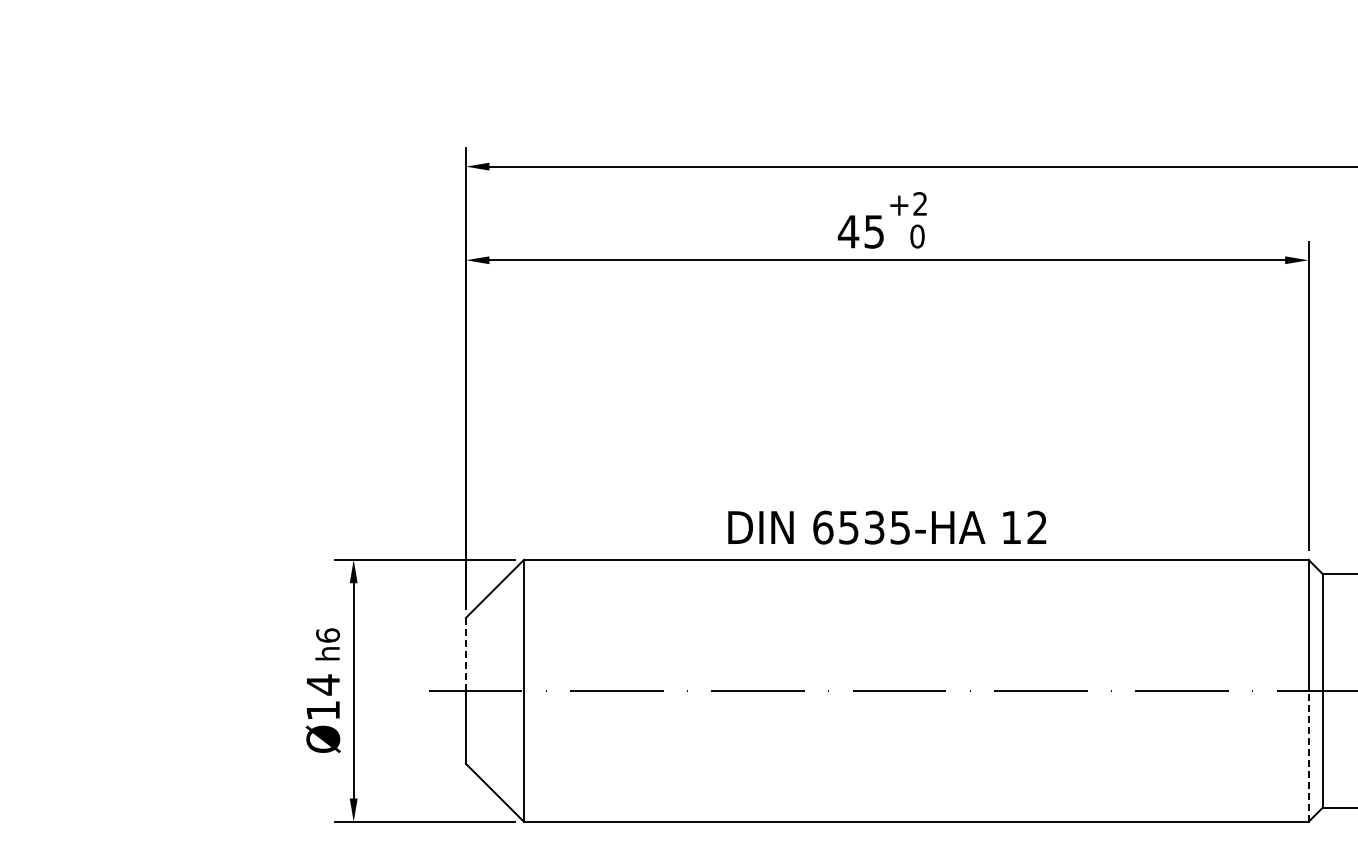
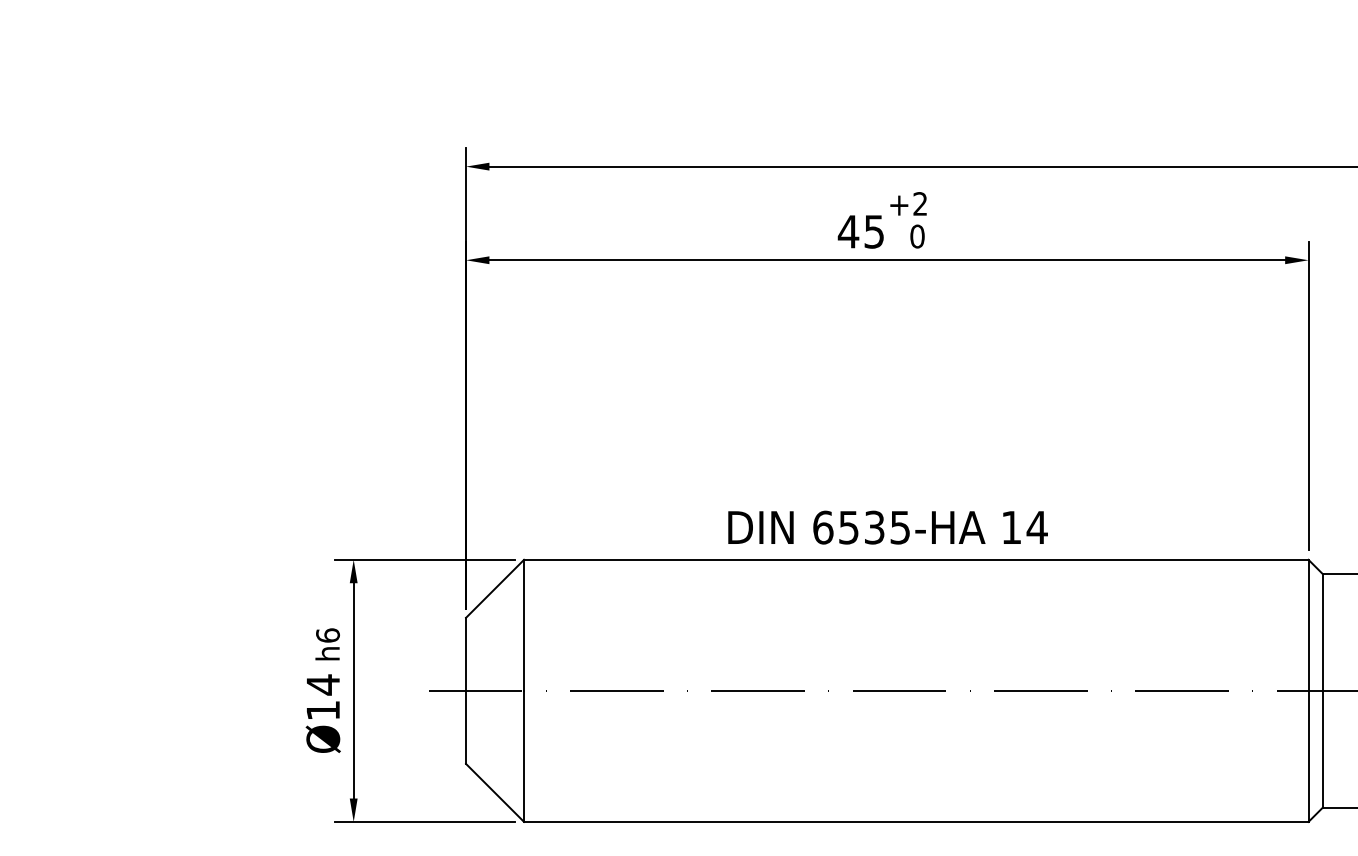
text: 12 -> 14 (1036, 526)
line: dashed -> solid (466, 654)
line: dashed -> solid (1308, 756)
